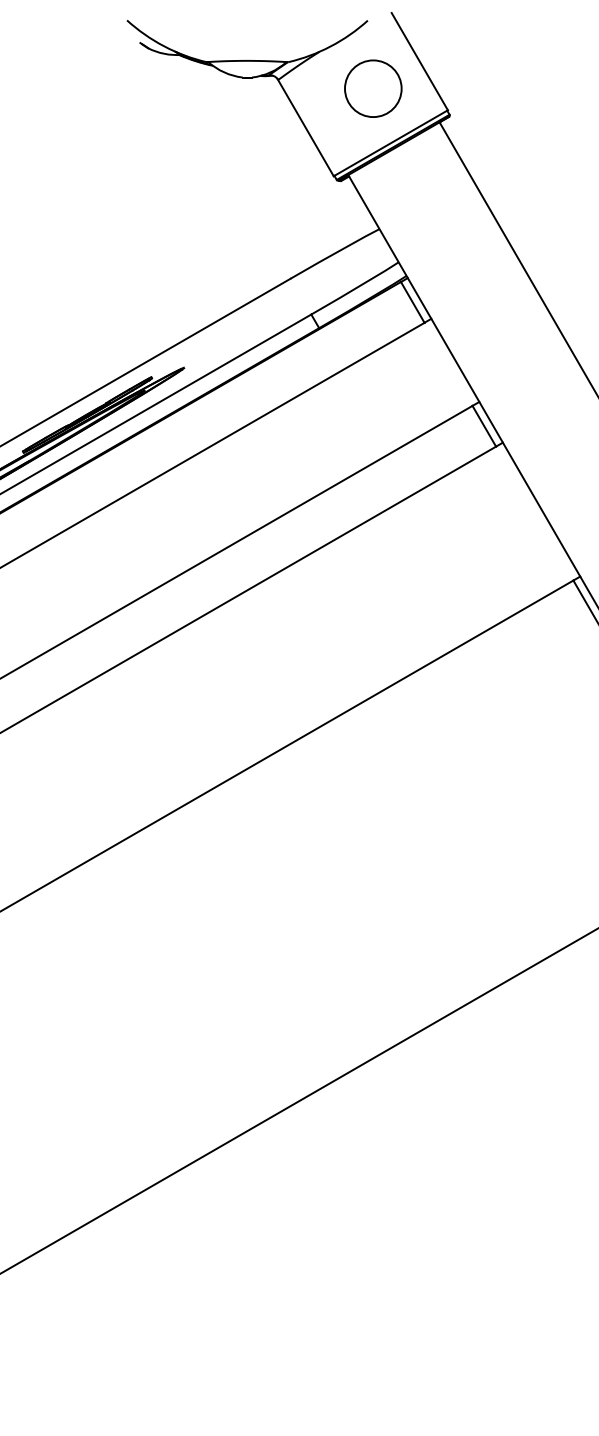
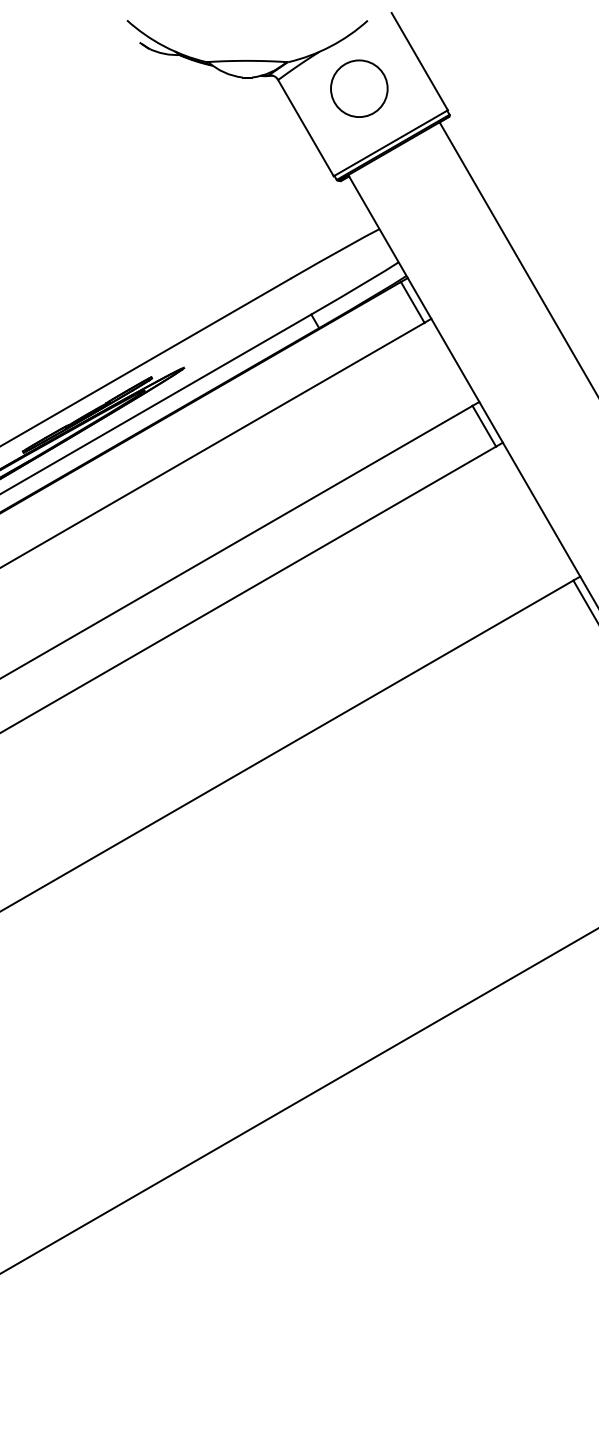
circle position: (373, 88) -> (359, 88) (359, 88)
